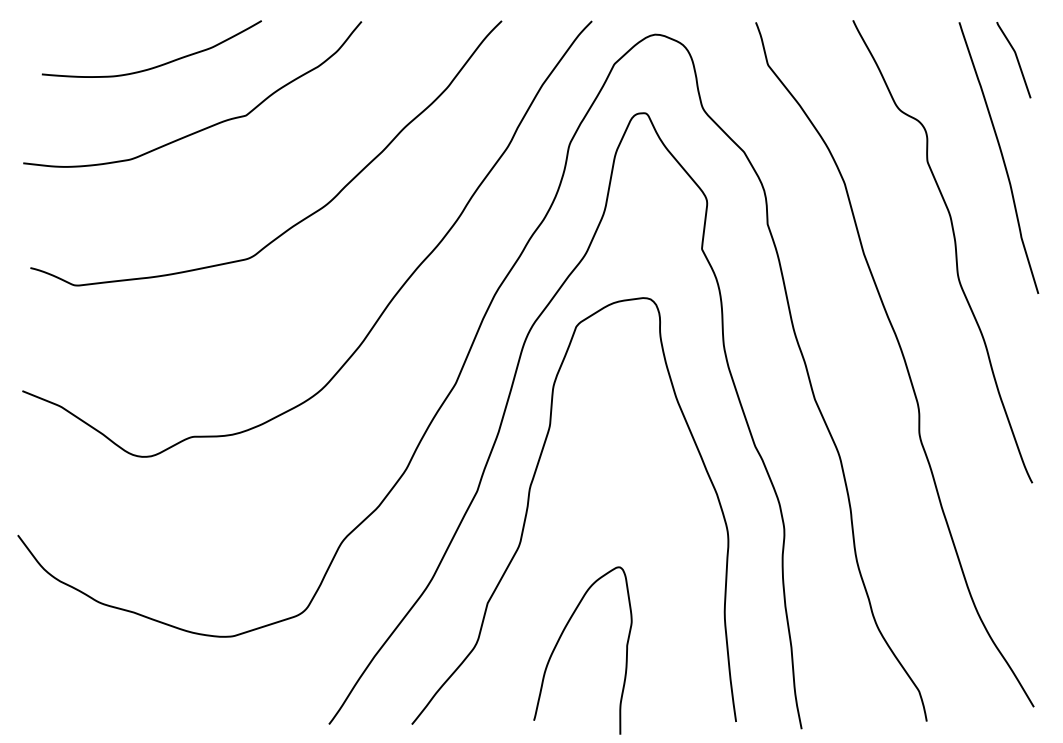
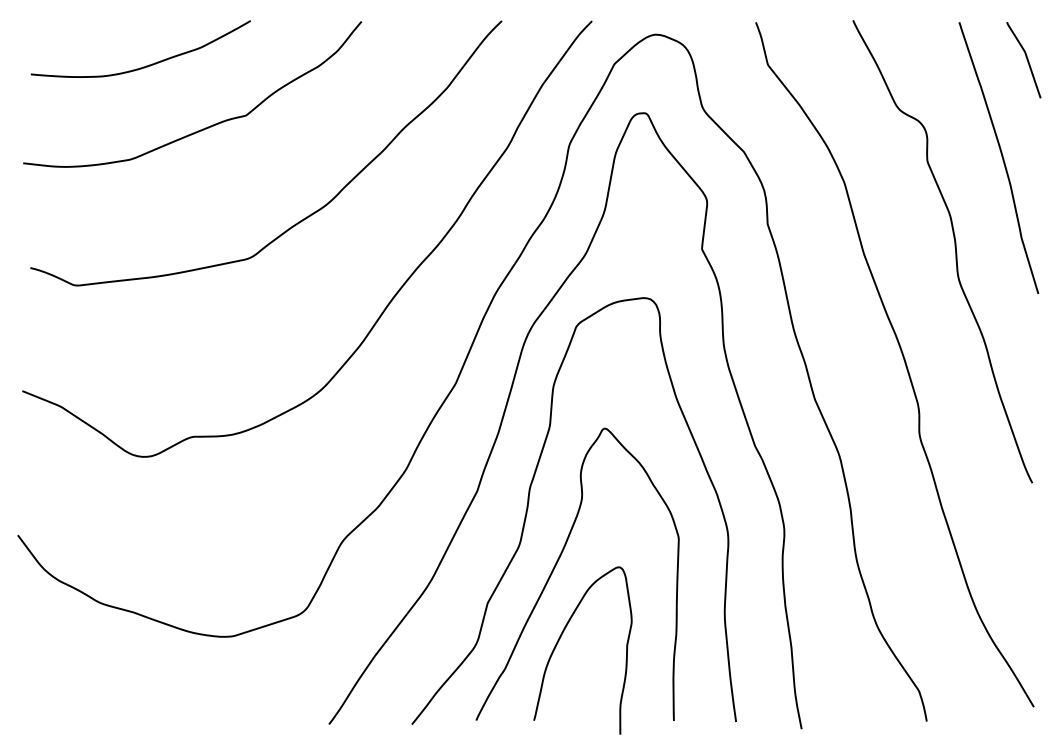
curve position: (1016, 59) -> (1026, 59) (1026, 59)
curve position: (157, 65) -> (146, 65) (146, 65)
curve: none -> present (557, 563)
